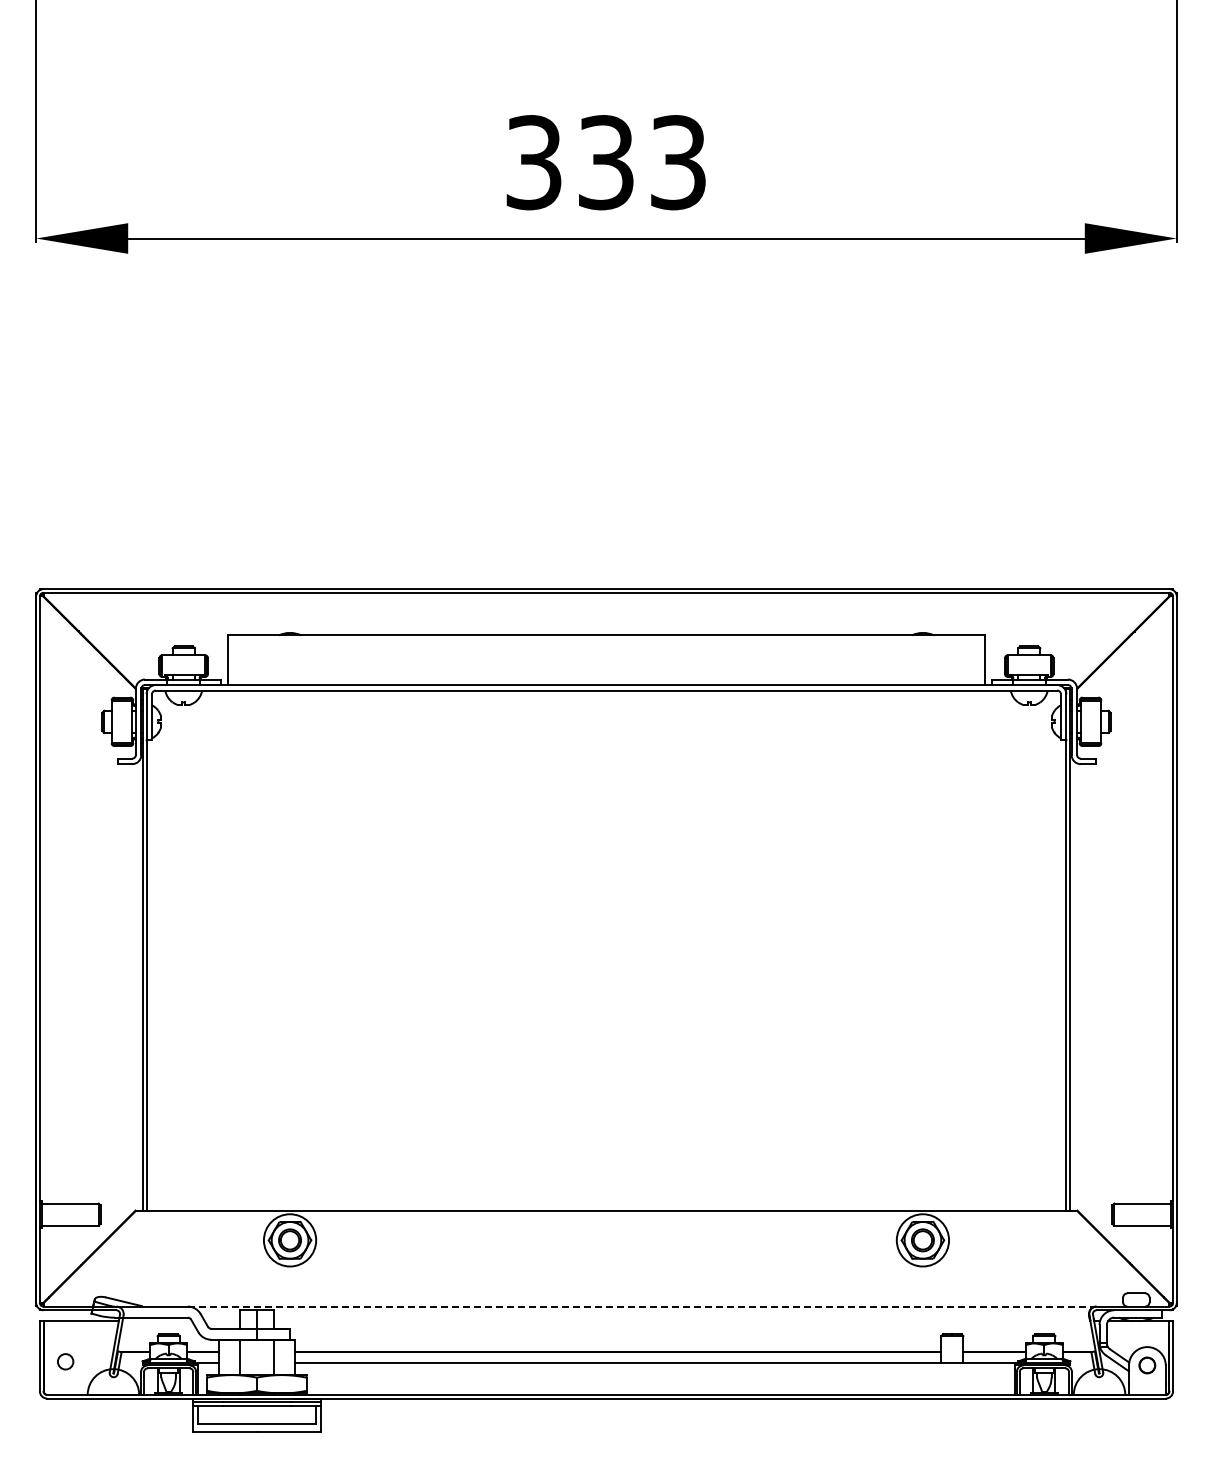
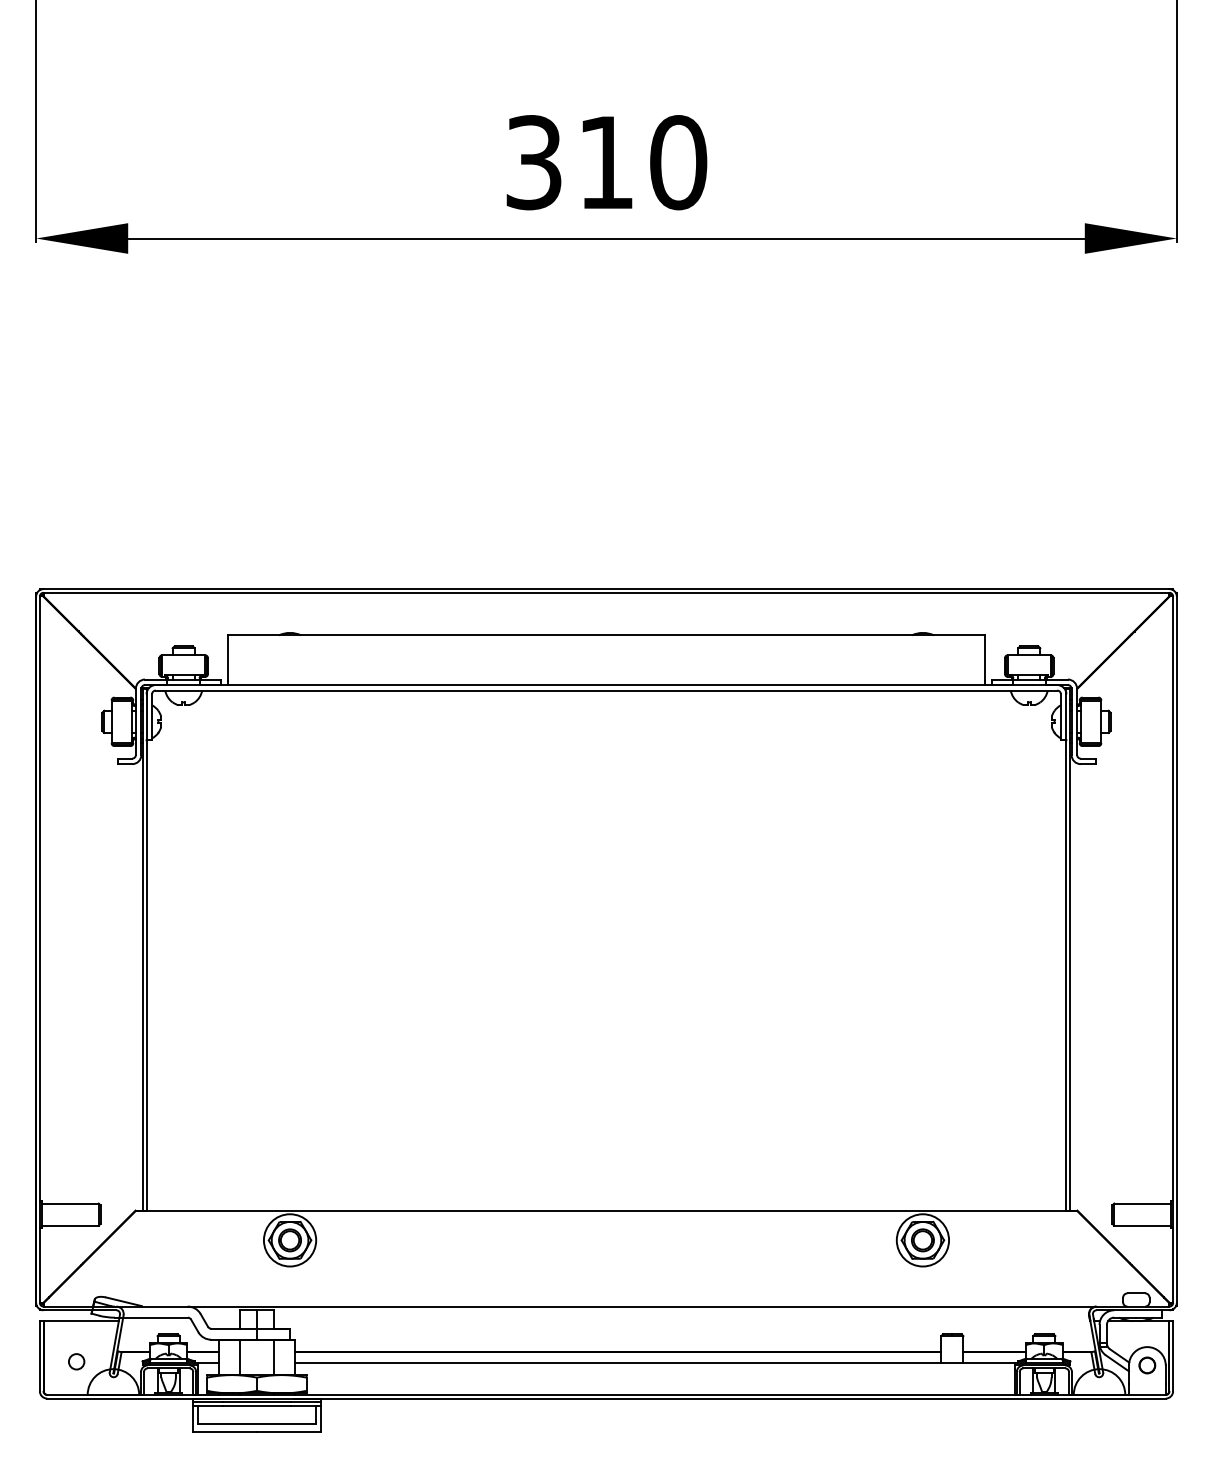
text: 333 -> 310 (643, 162)
line: dashed -> solid (642, 1306)
circle position: (65, 1361) -> (76, 1361) (76, 1361)
